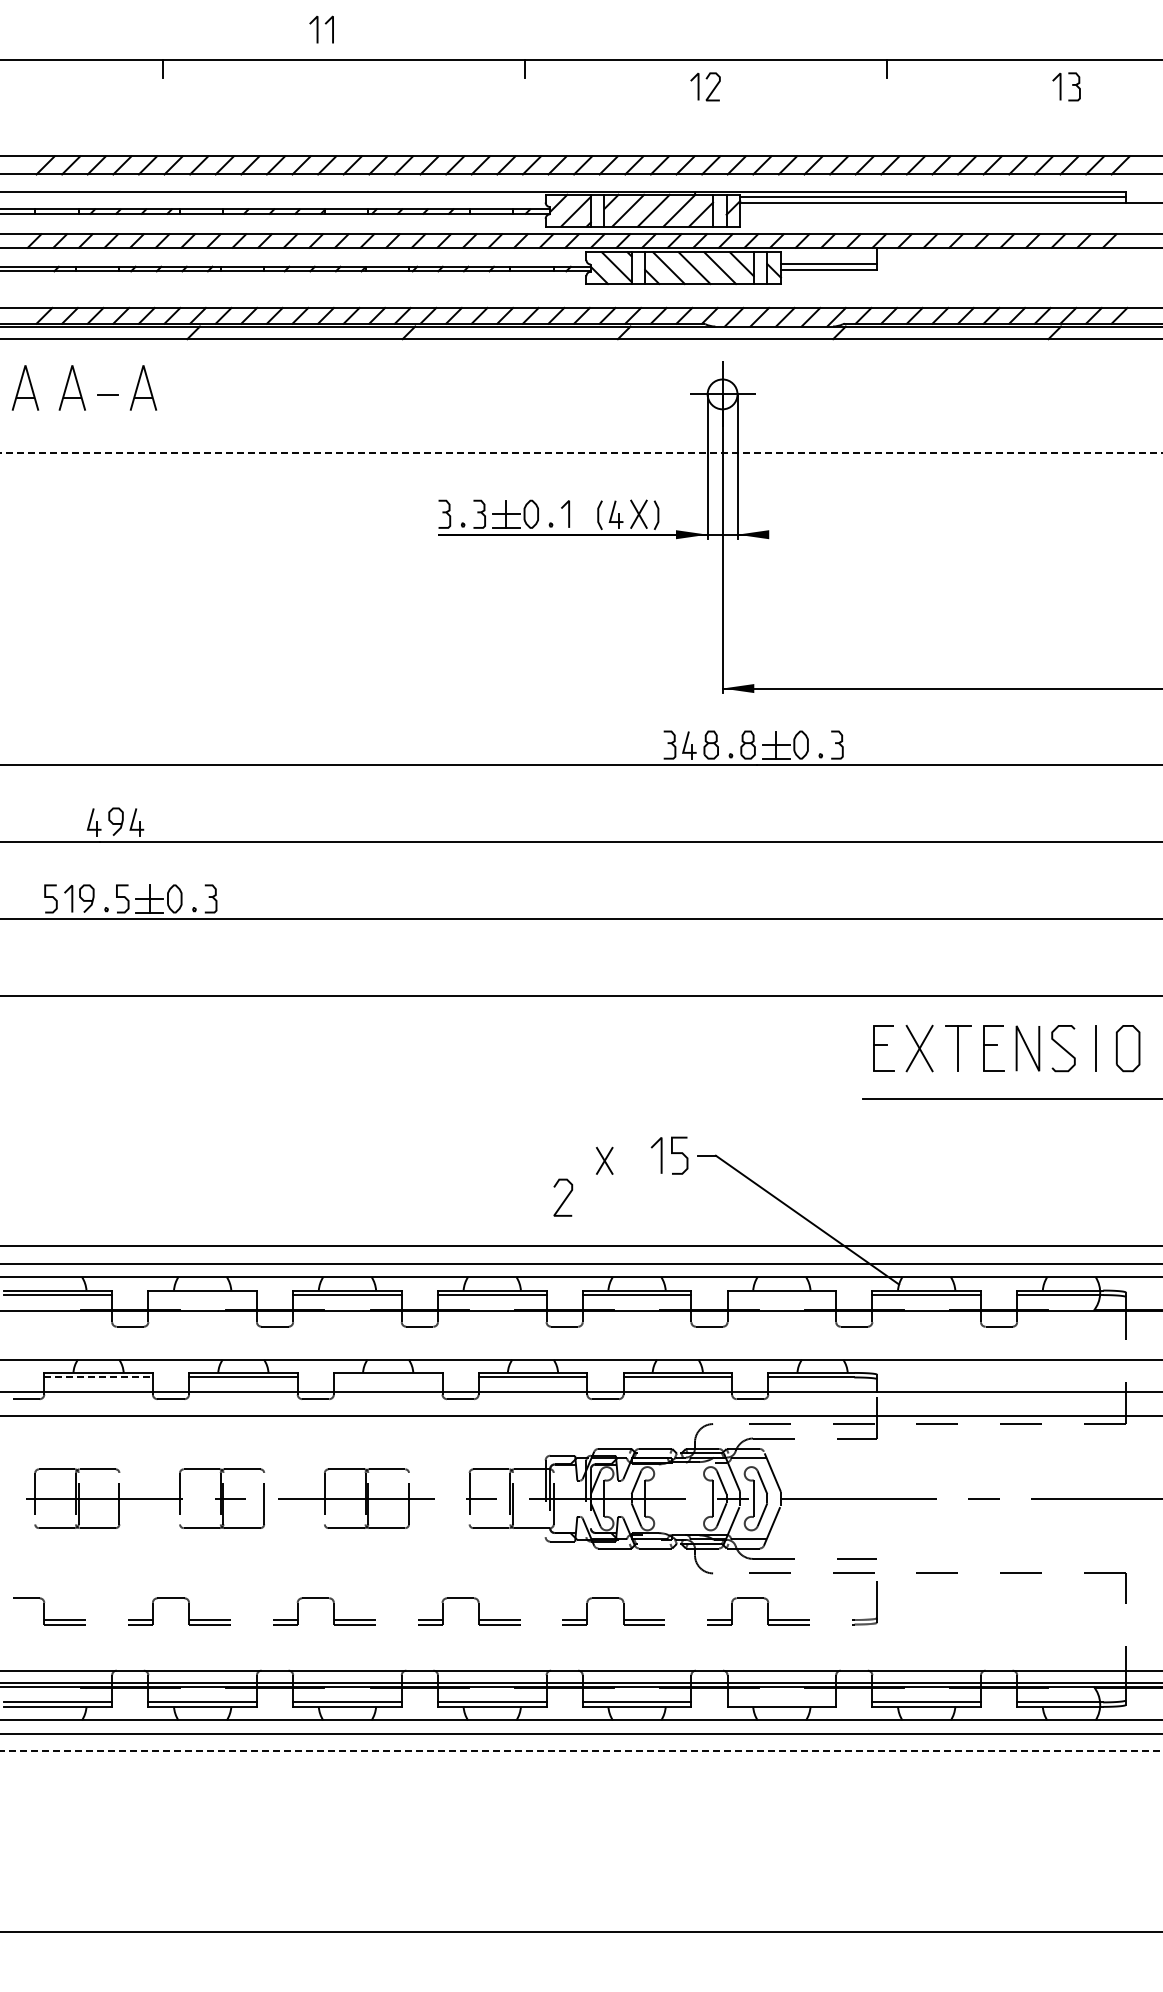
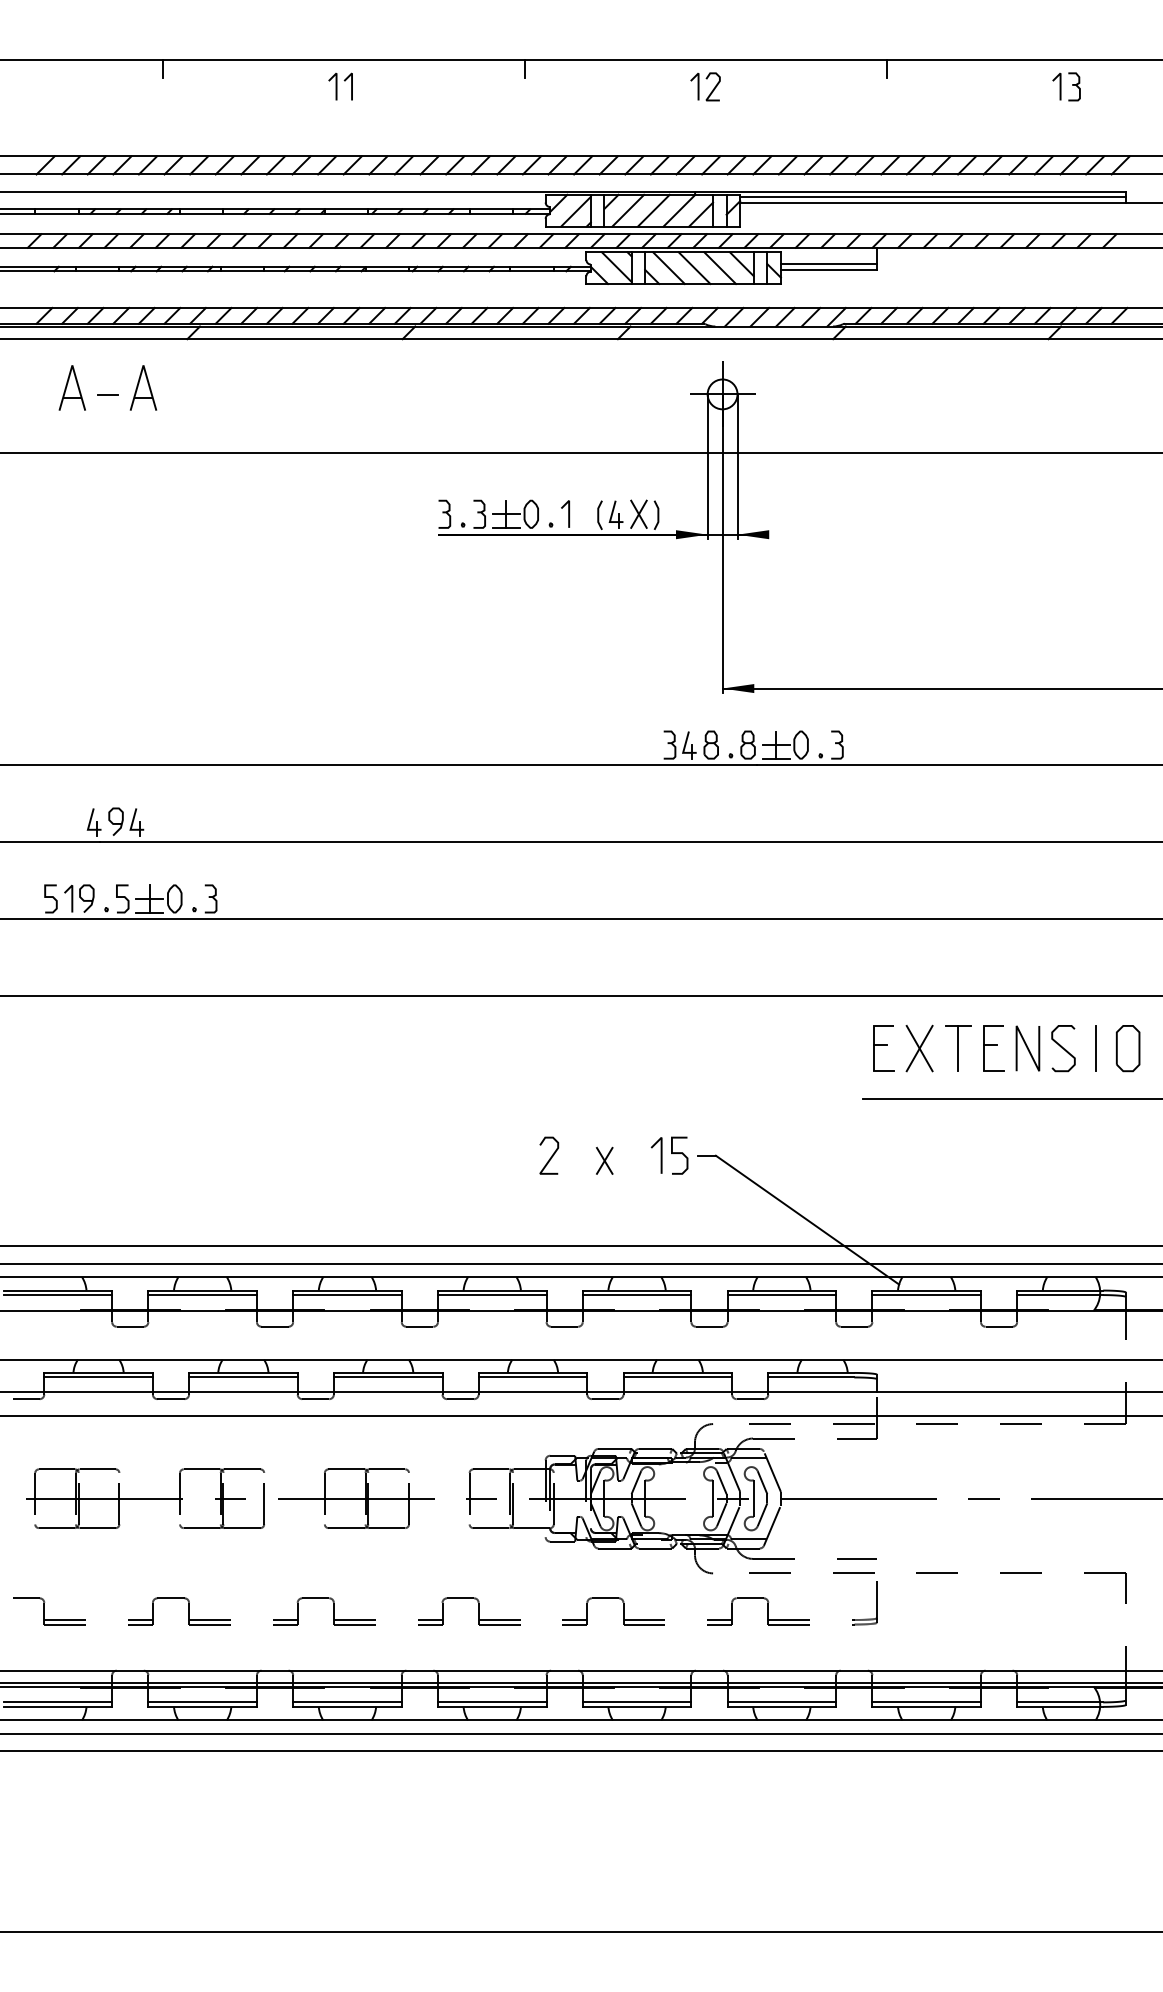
part position: (321, 29) -> (340, 86) (340, 86)
part: present -> none (25, 387)
line: dashed -> solid (581, 453)
curve position: (565, 1197) -> (551, 1155) (551, 1155)
line: none -> present (202, 1295)
line: none -> present (781, 1295)
line: dashed -> solid (99, 1377)
line: none -> present (387, 1377)
line: none -> present (781, 1702)
line: dashed -> solid (581, 1751)
